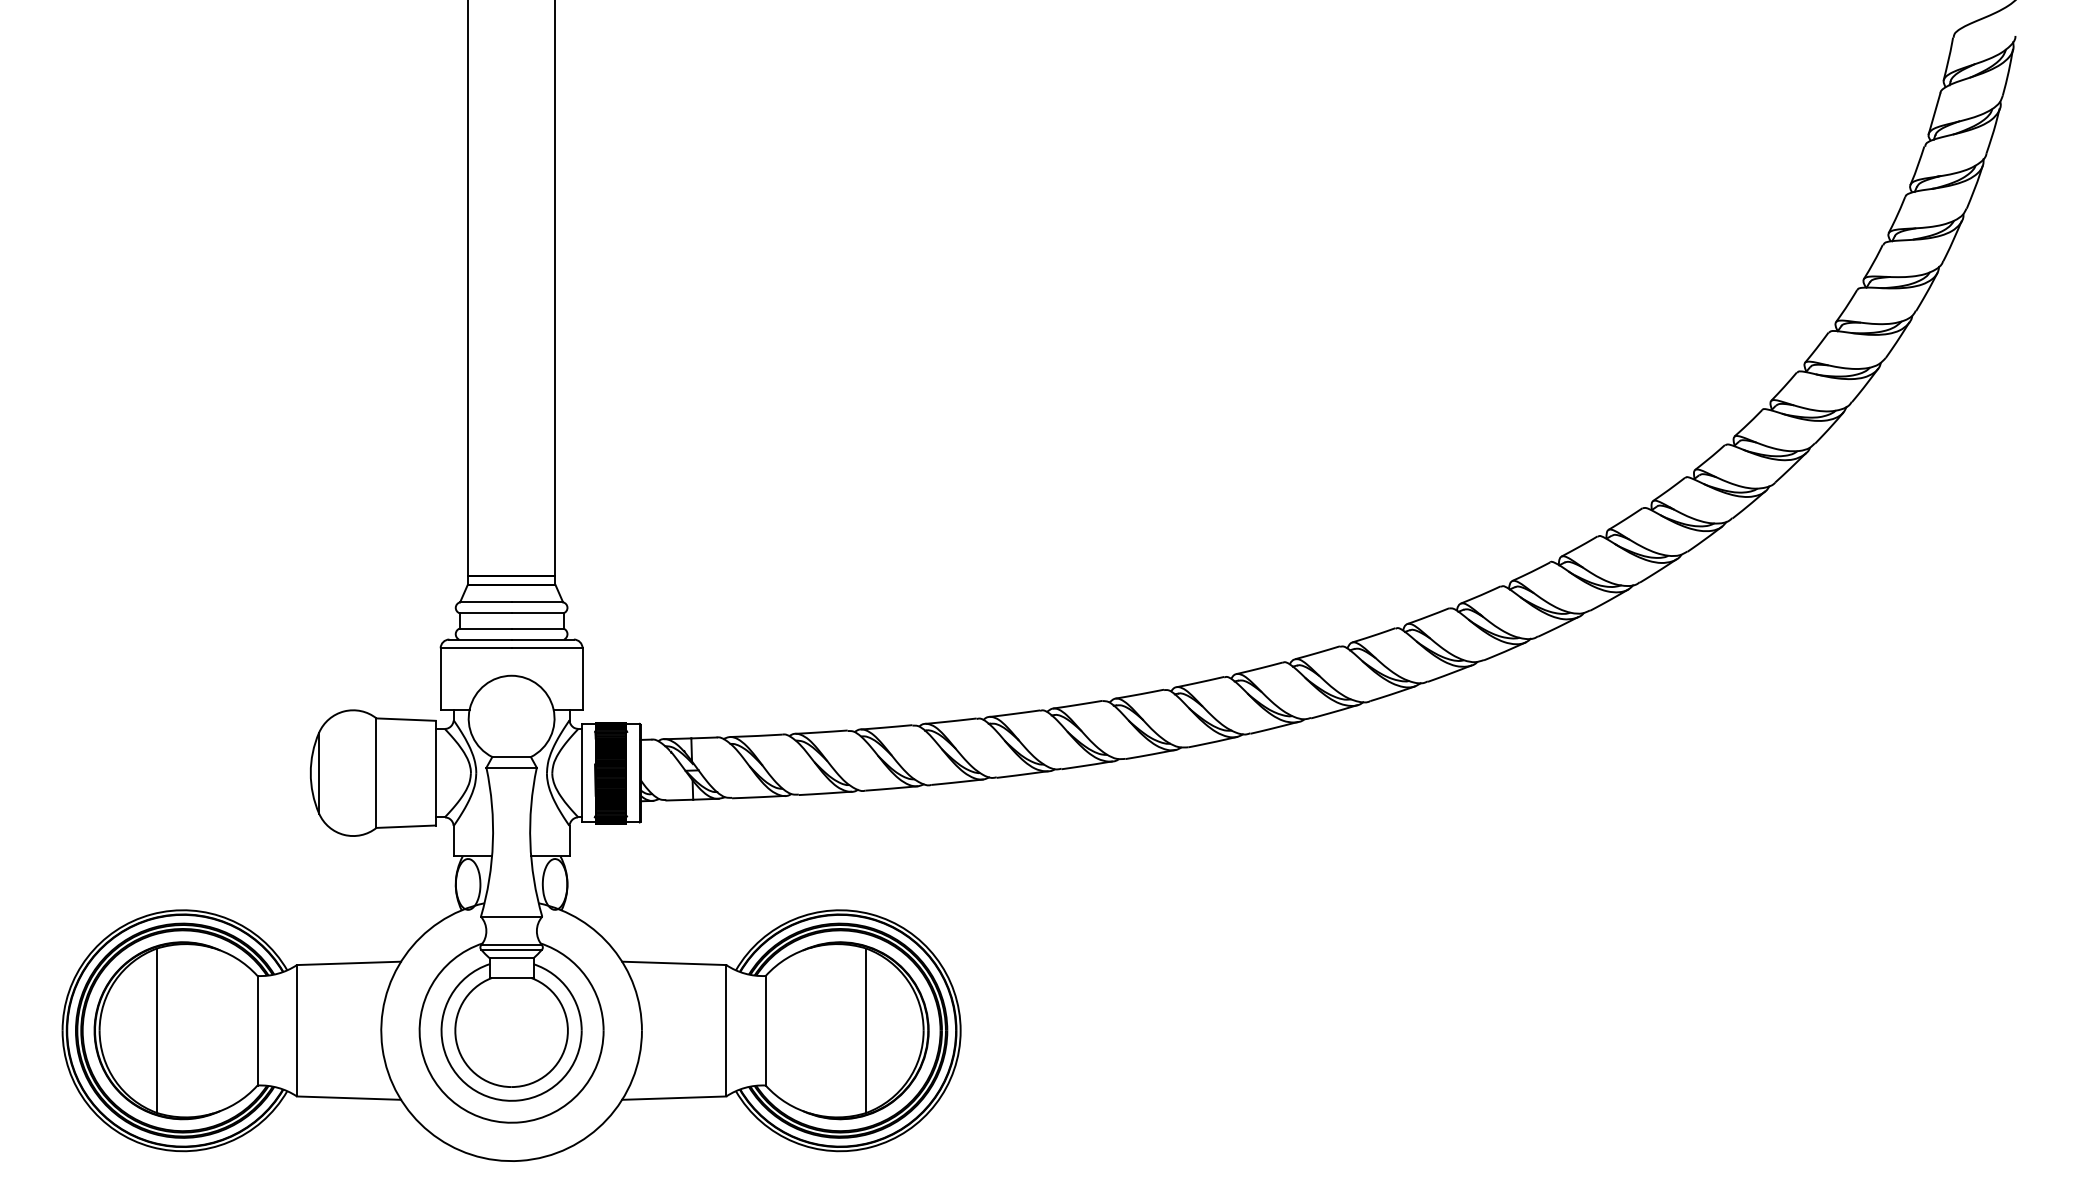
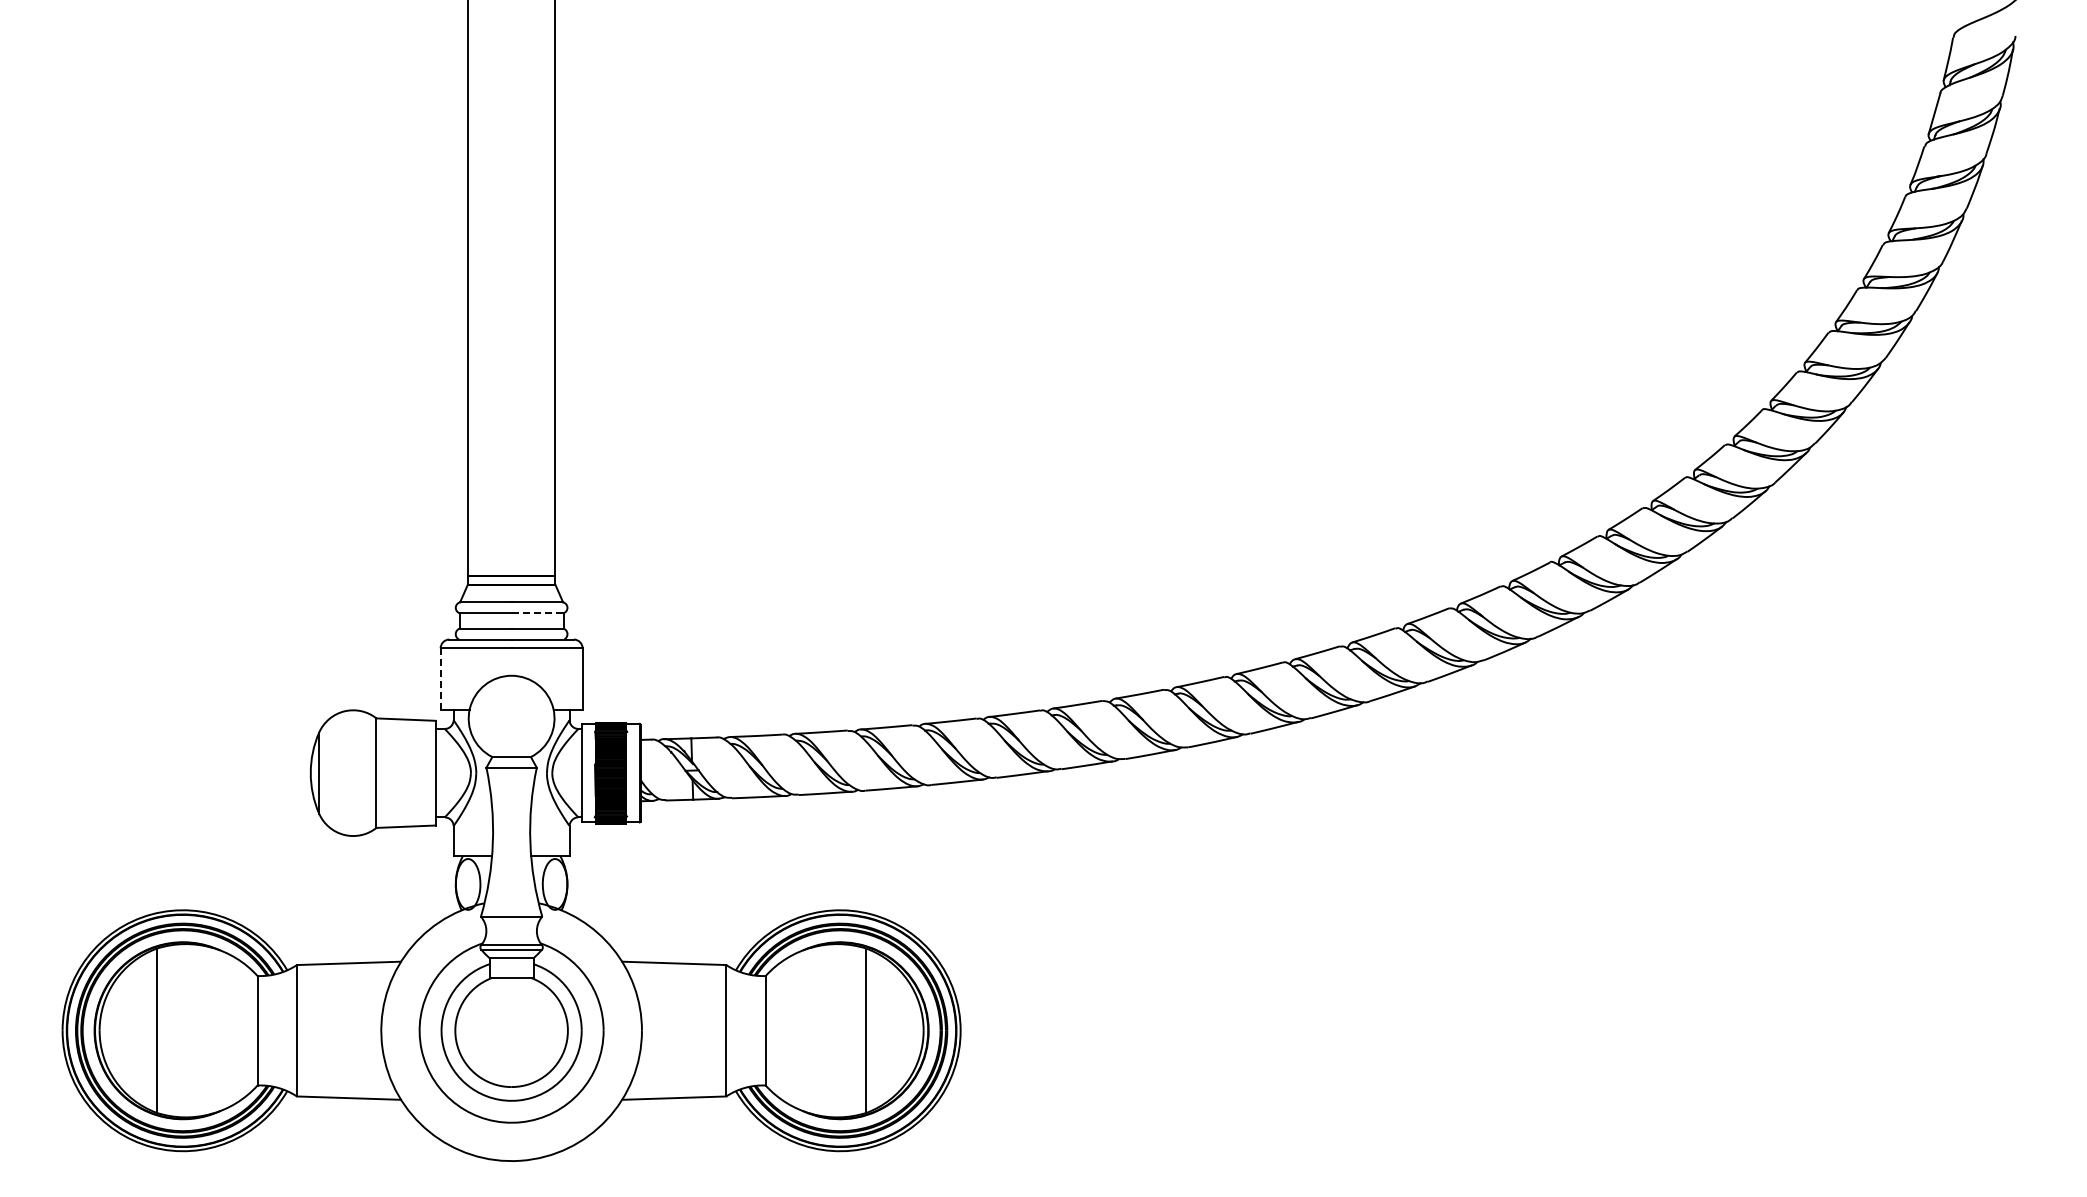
line: solid -> dashed (537, 613)
line: solid -> dashed (440, 678)
